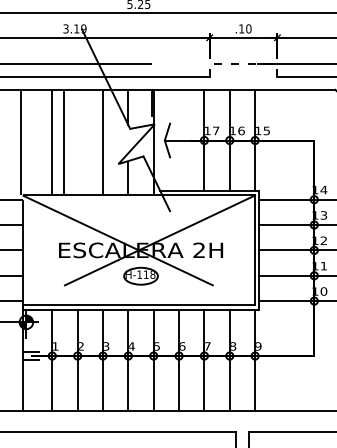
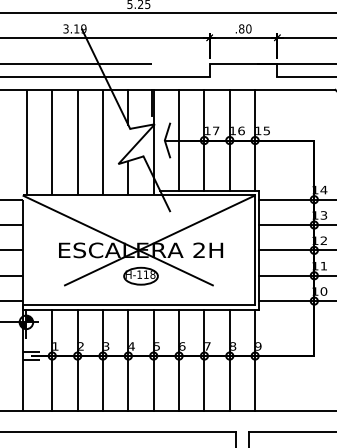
text: .10 -> .80 (241, 28)
line: dashed -> solid (243, 64)
line: none -> present (179, 140)
line position: (20, 142) -> (26, 142) (26, 142)
line position: (63, 142) -> (77, 142) (77, 142)
